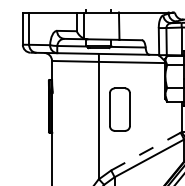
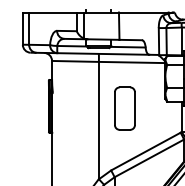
part position: (119, 109) -> (124, 108) (124, 108)
line: dashed -> solid (145, 151)
